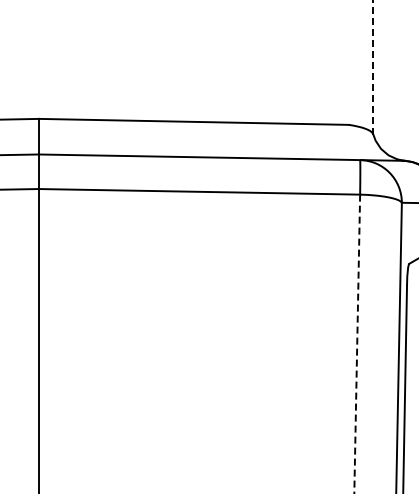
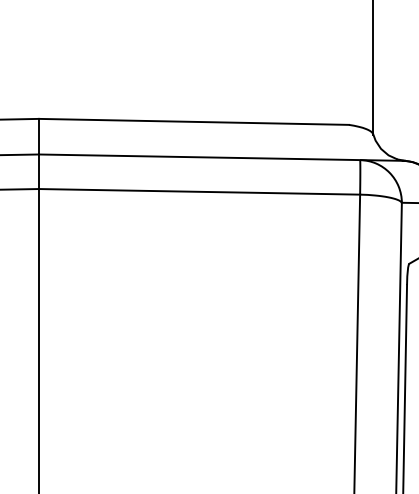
line: dashed -> solid (373, 67)
line: dashed -> solid (357, 344)
